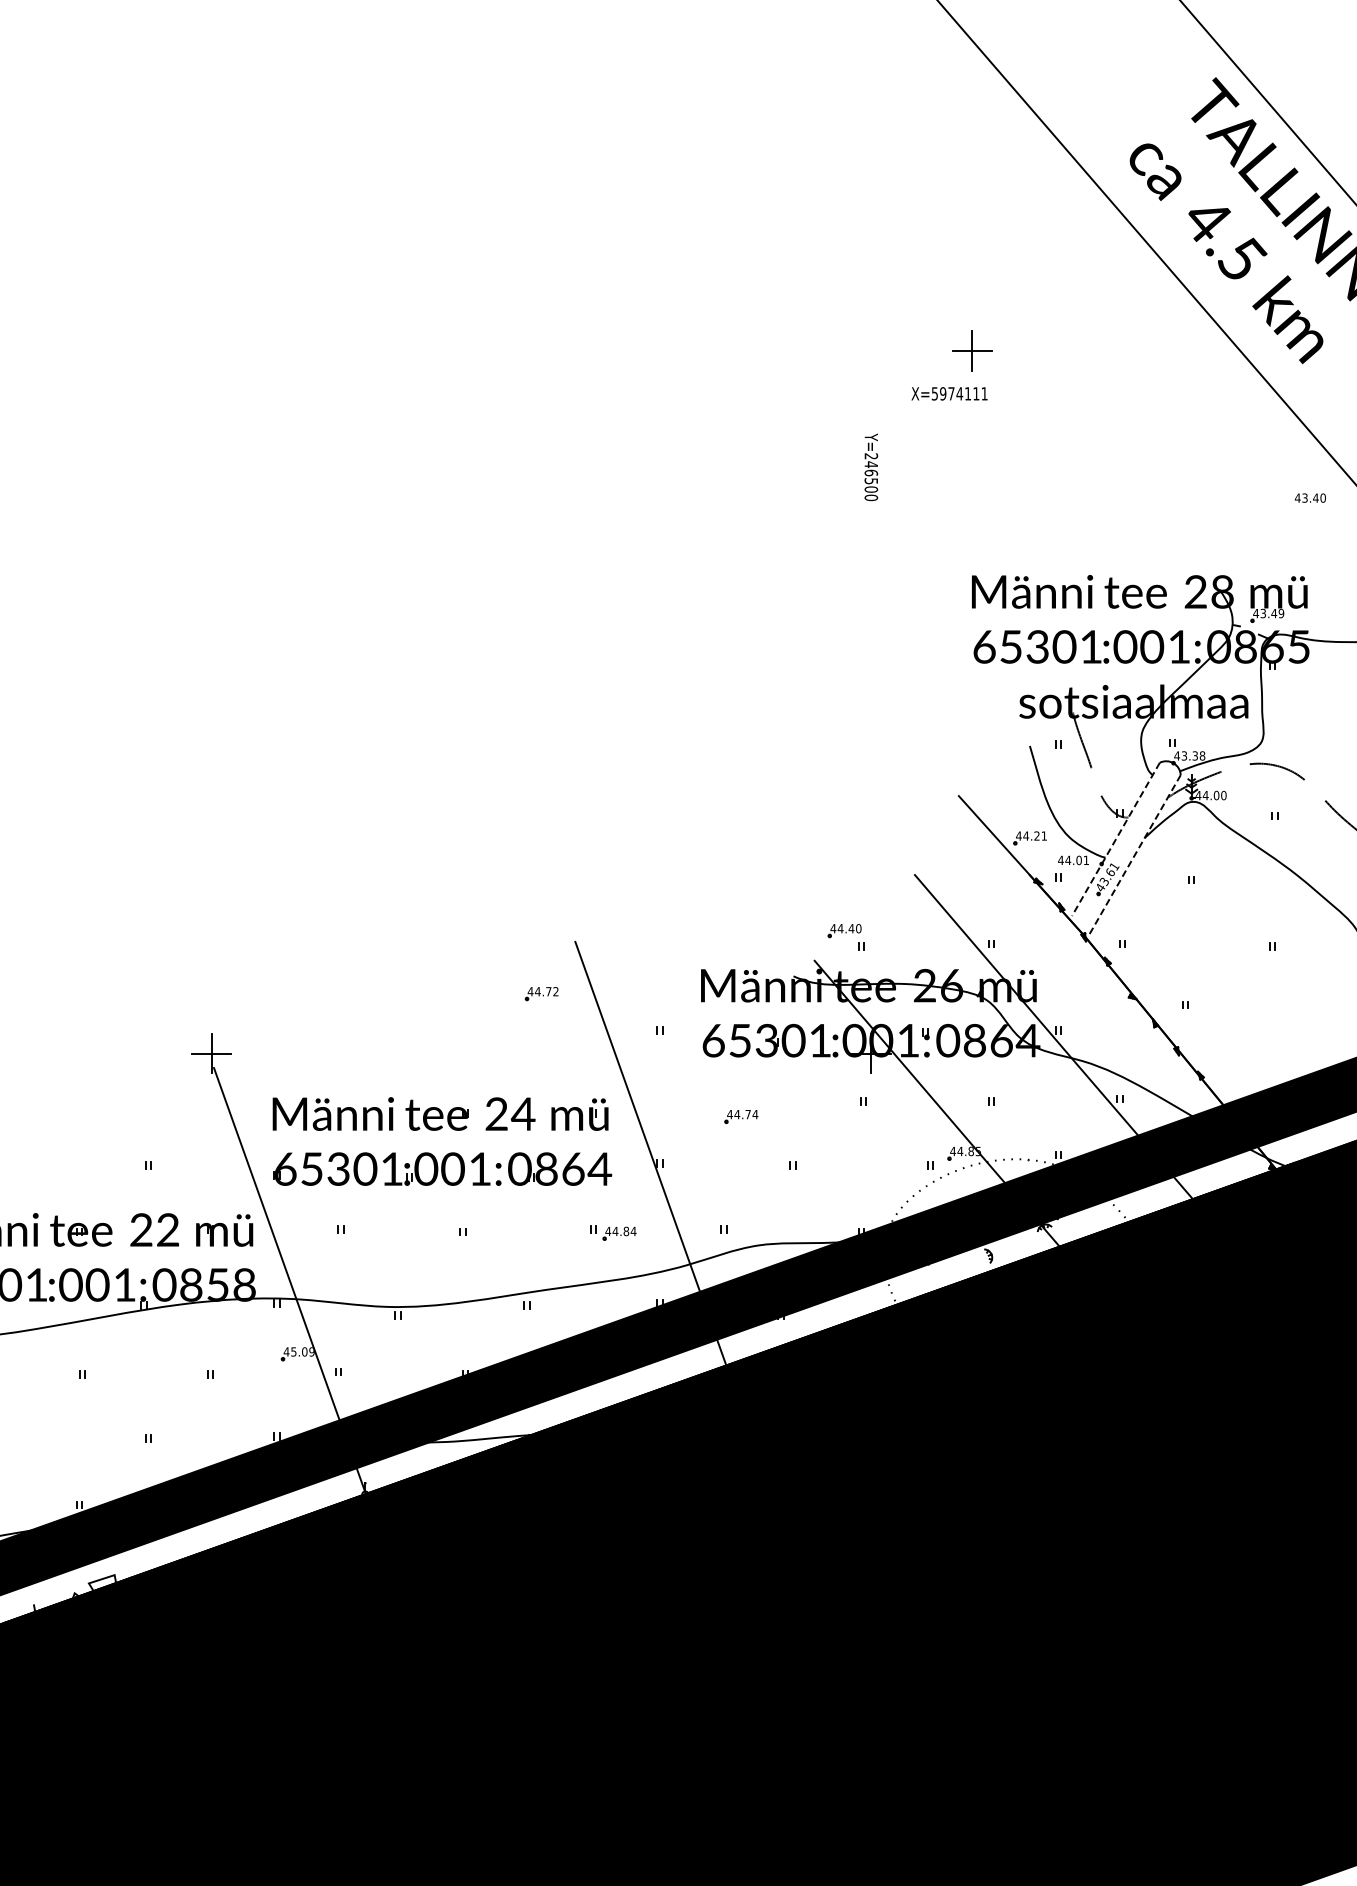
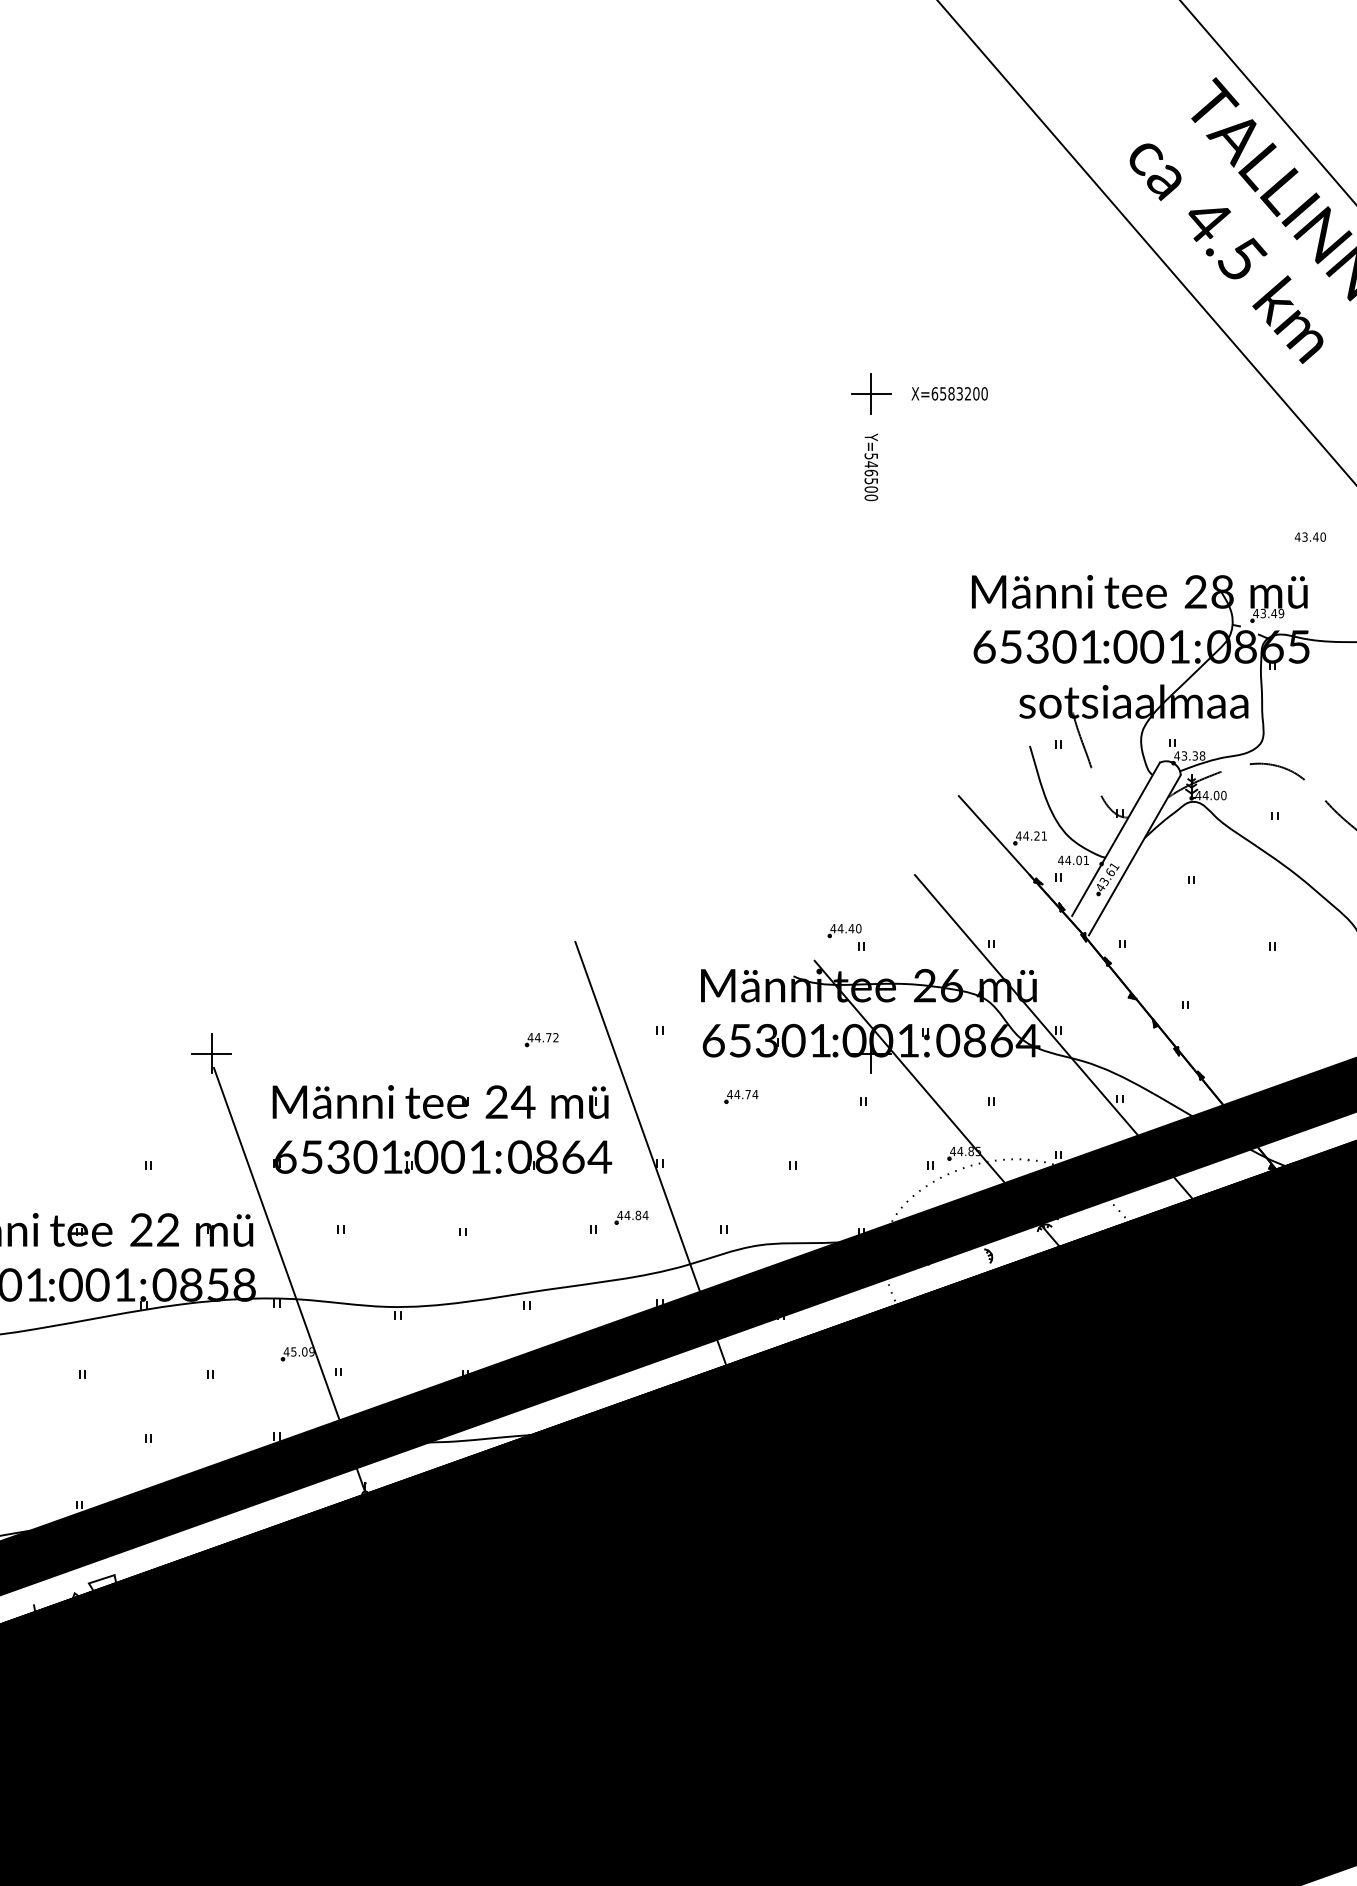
part position: (972, 350) -> (871, 393) (871, 393)
text: X=5974111 -> X=6583200 (959, 393)
text: Y=246500 -> Y=546500 (871, 456)
text position: (1309, 497) -> (1309, 536) (1309, 536)
line: dashed -> solid (1115, 839)
line: dashed -> solid (1134, 855)
part position: (541, 994) -> (541, 1040) (541, 1040)
part position: (741, 1116) -> (741, 1096) (741, 1096)
part position: (438, 1130) -> (438, 1118) (438, 1118)
part position: (619, 1233) -> (631, 1217) (631, 1217)
